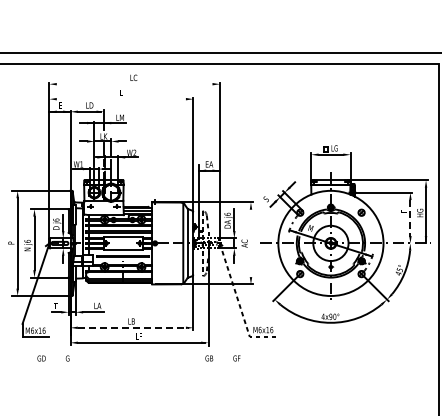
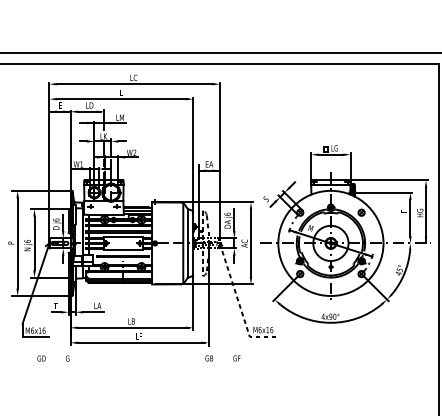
line: none -> present (134, 84)
line: none -> present (121, 99)
line: dashed -> solid (410, 218)
line: none -> present (250, 243)
line: dashed -> solid (133, 327)
